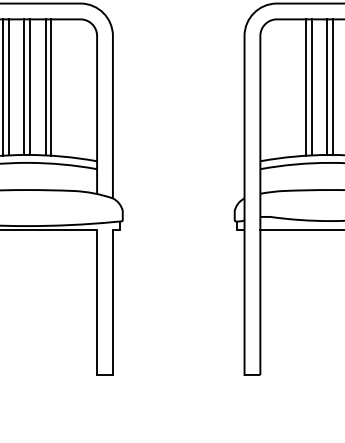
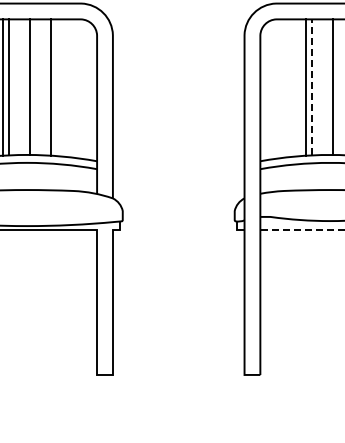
line: present -> none (24, 86)
line: solid -> dashed (311, 86)
line: present -> none (327, 86)
line: present -> none (45, 87)
line: solid -> dashed (302, 229)
